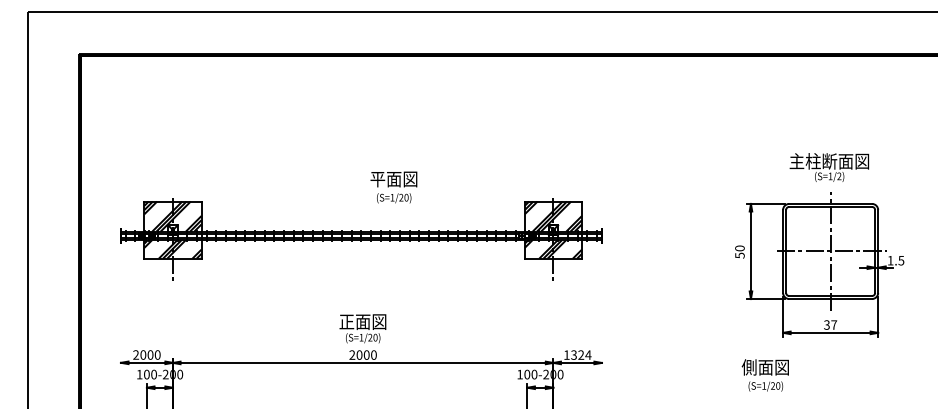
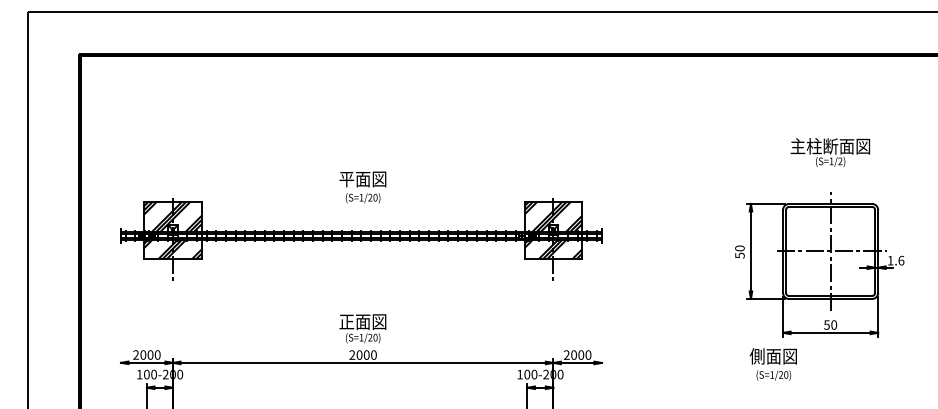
text position: (829, 167) -> (830, 152) (830, 152)
text position: (393, 187) -> (362, 187) (362, 187)
text: 1.5 -> 1.6 (901, 260)
text: 37 -> 50 (830, 324)
text: 1324 -> 2000 (577, 354)
text position: (764, 375) -> (772, 364) (772, 364)
